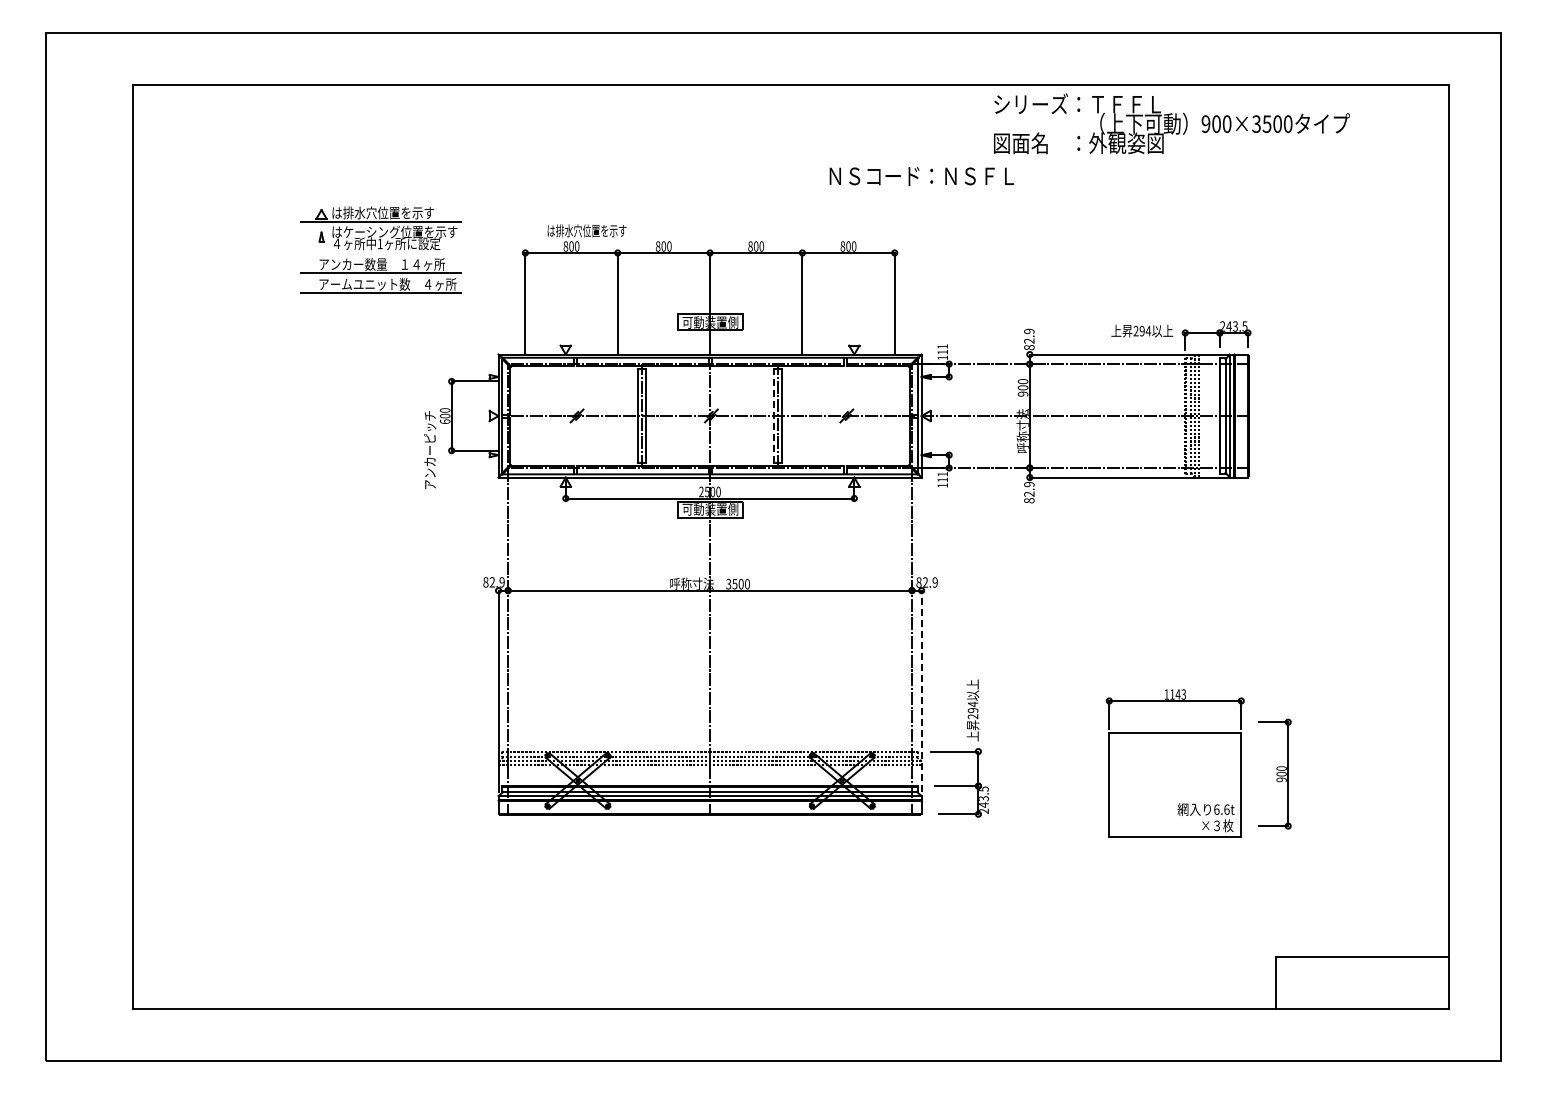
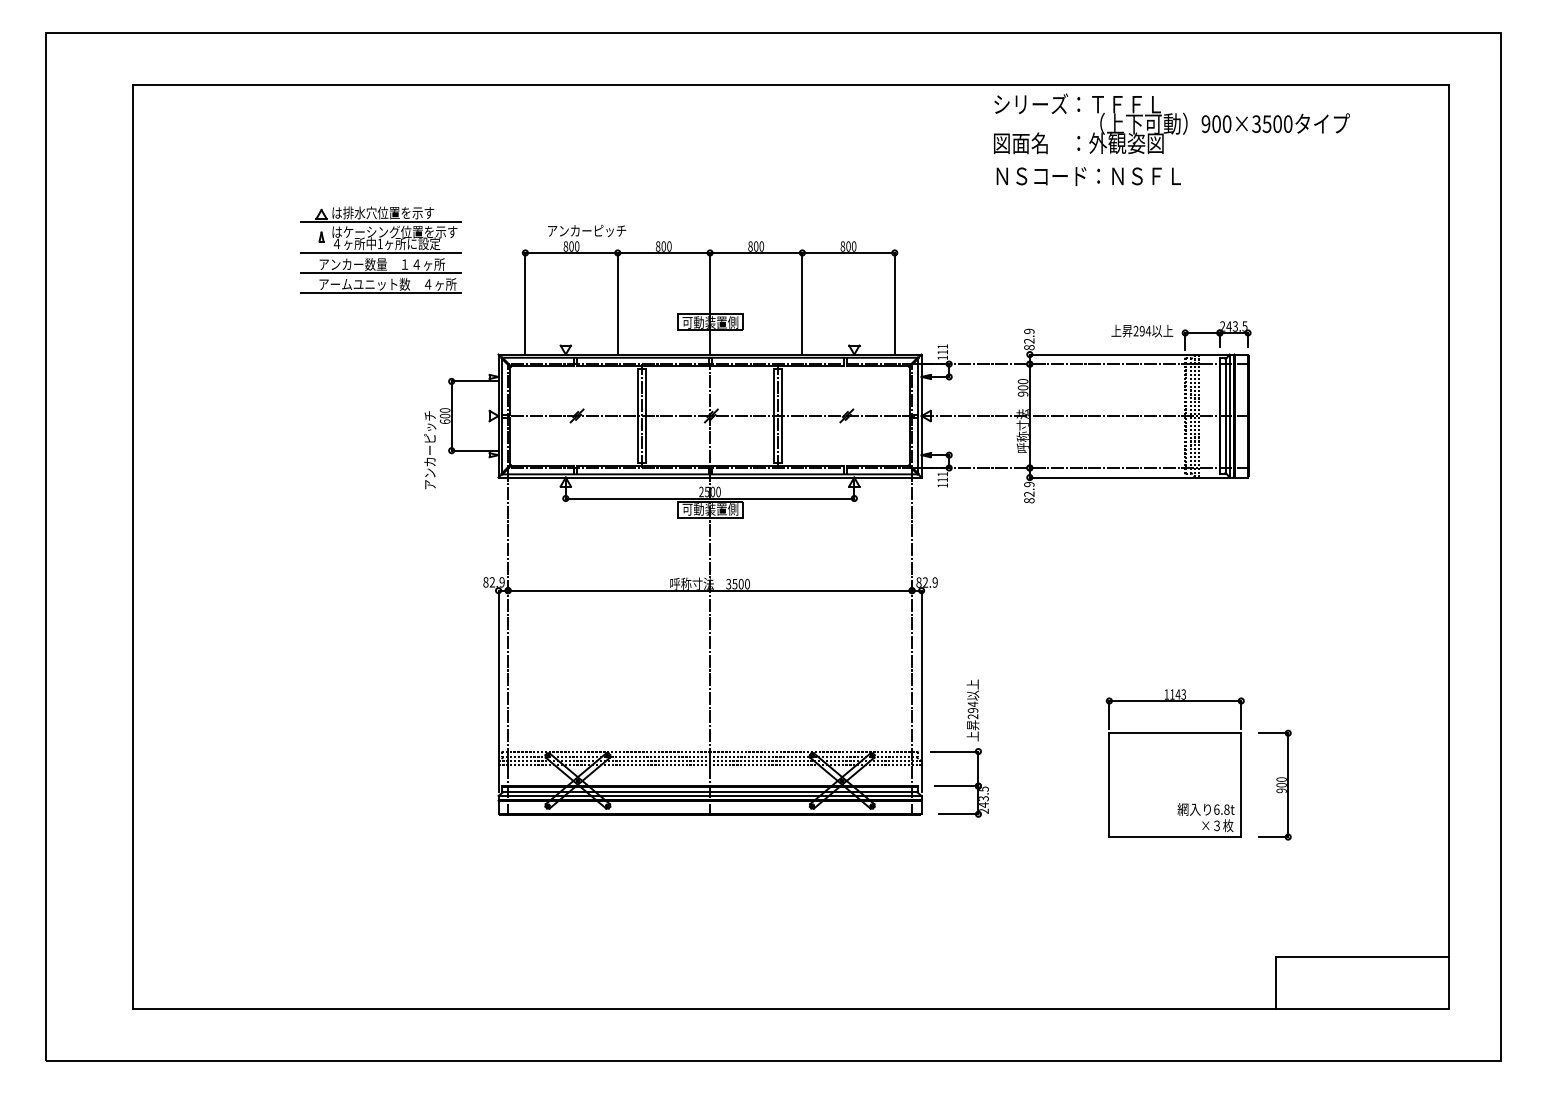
text position: (921, 176) -> (1088, 176) (1088, 176)
text: は排水穴位置を示す -> アンカーピッチ (586, 230)
line: none -> present (380, 252)
line: dashed -> solid (773, 416)
line: dashed -> solid (921, 691)
part position: (1274, 773) -> (1274, 784) (1274, 784)
text: 6.6t -> 6.8t (1226, 809)
